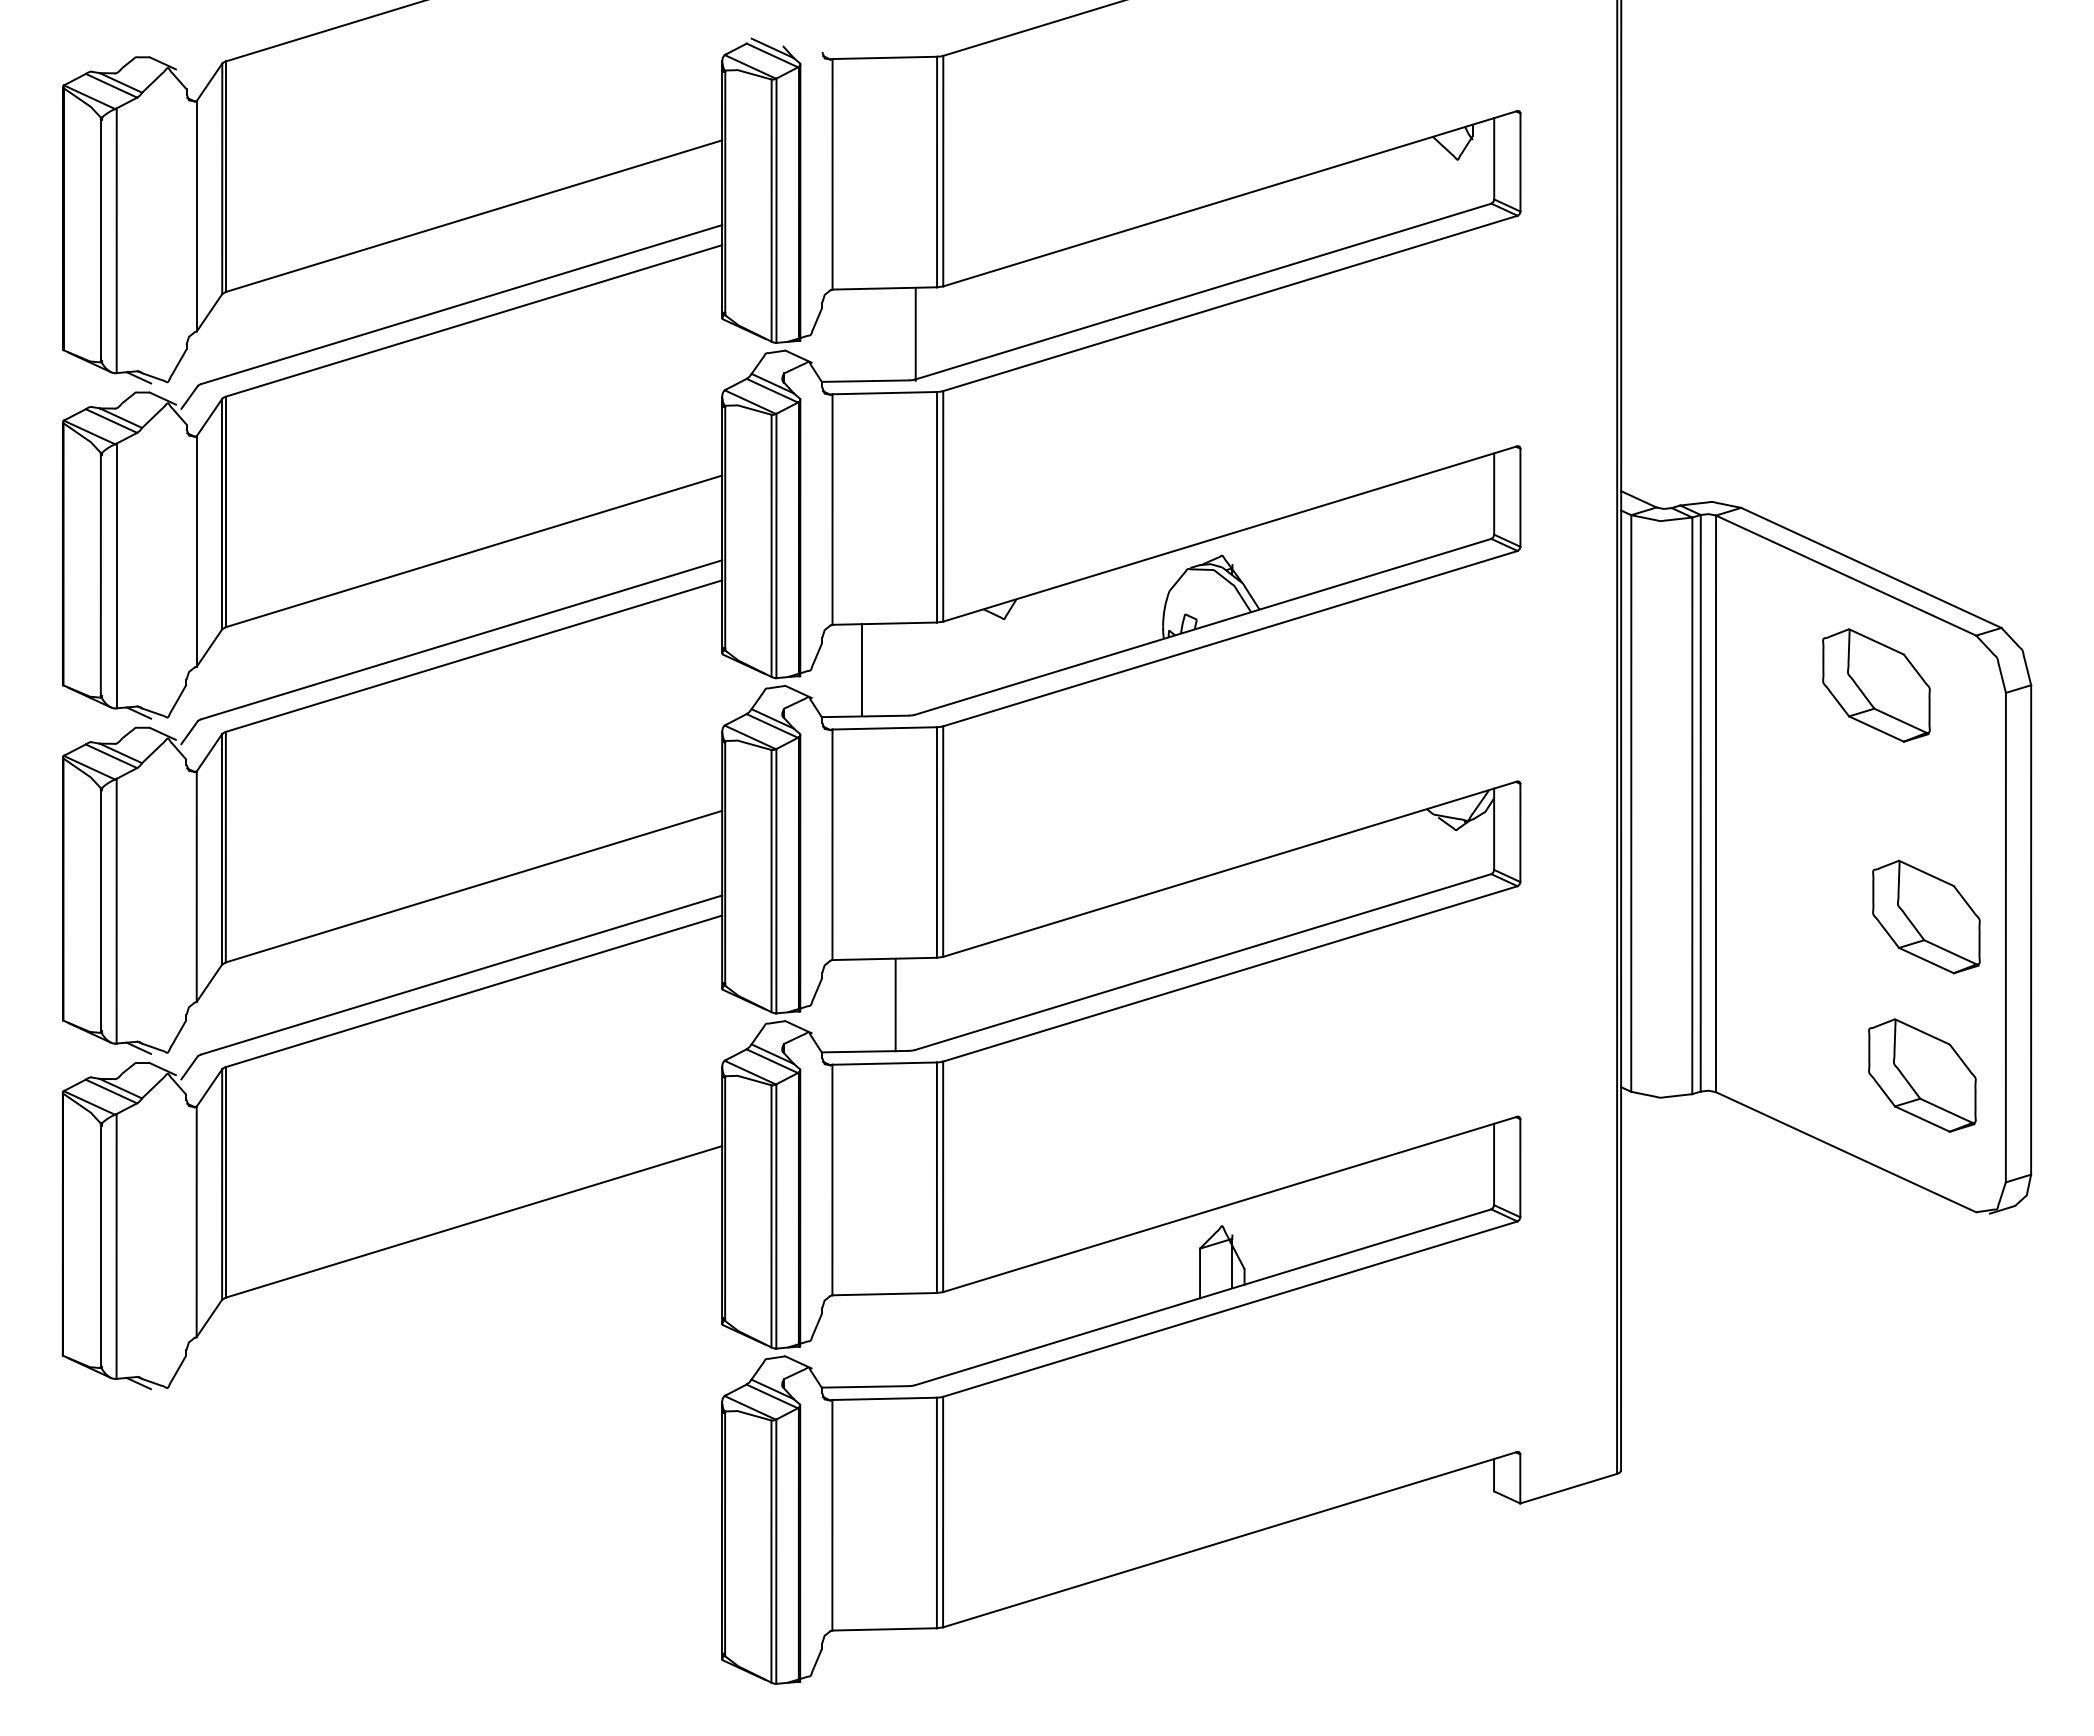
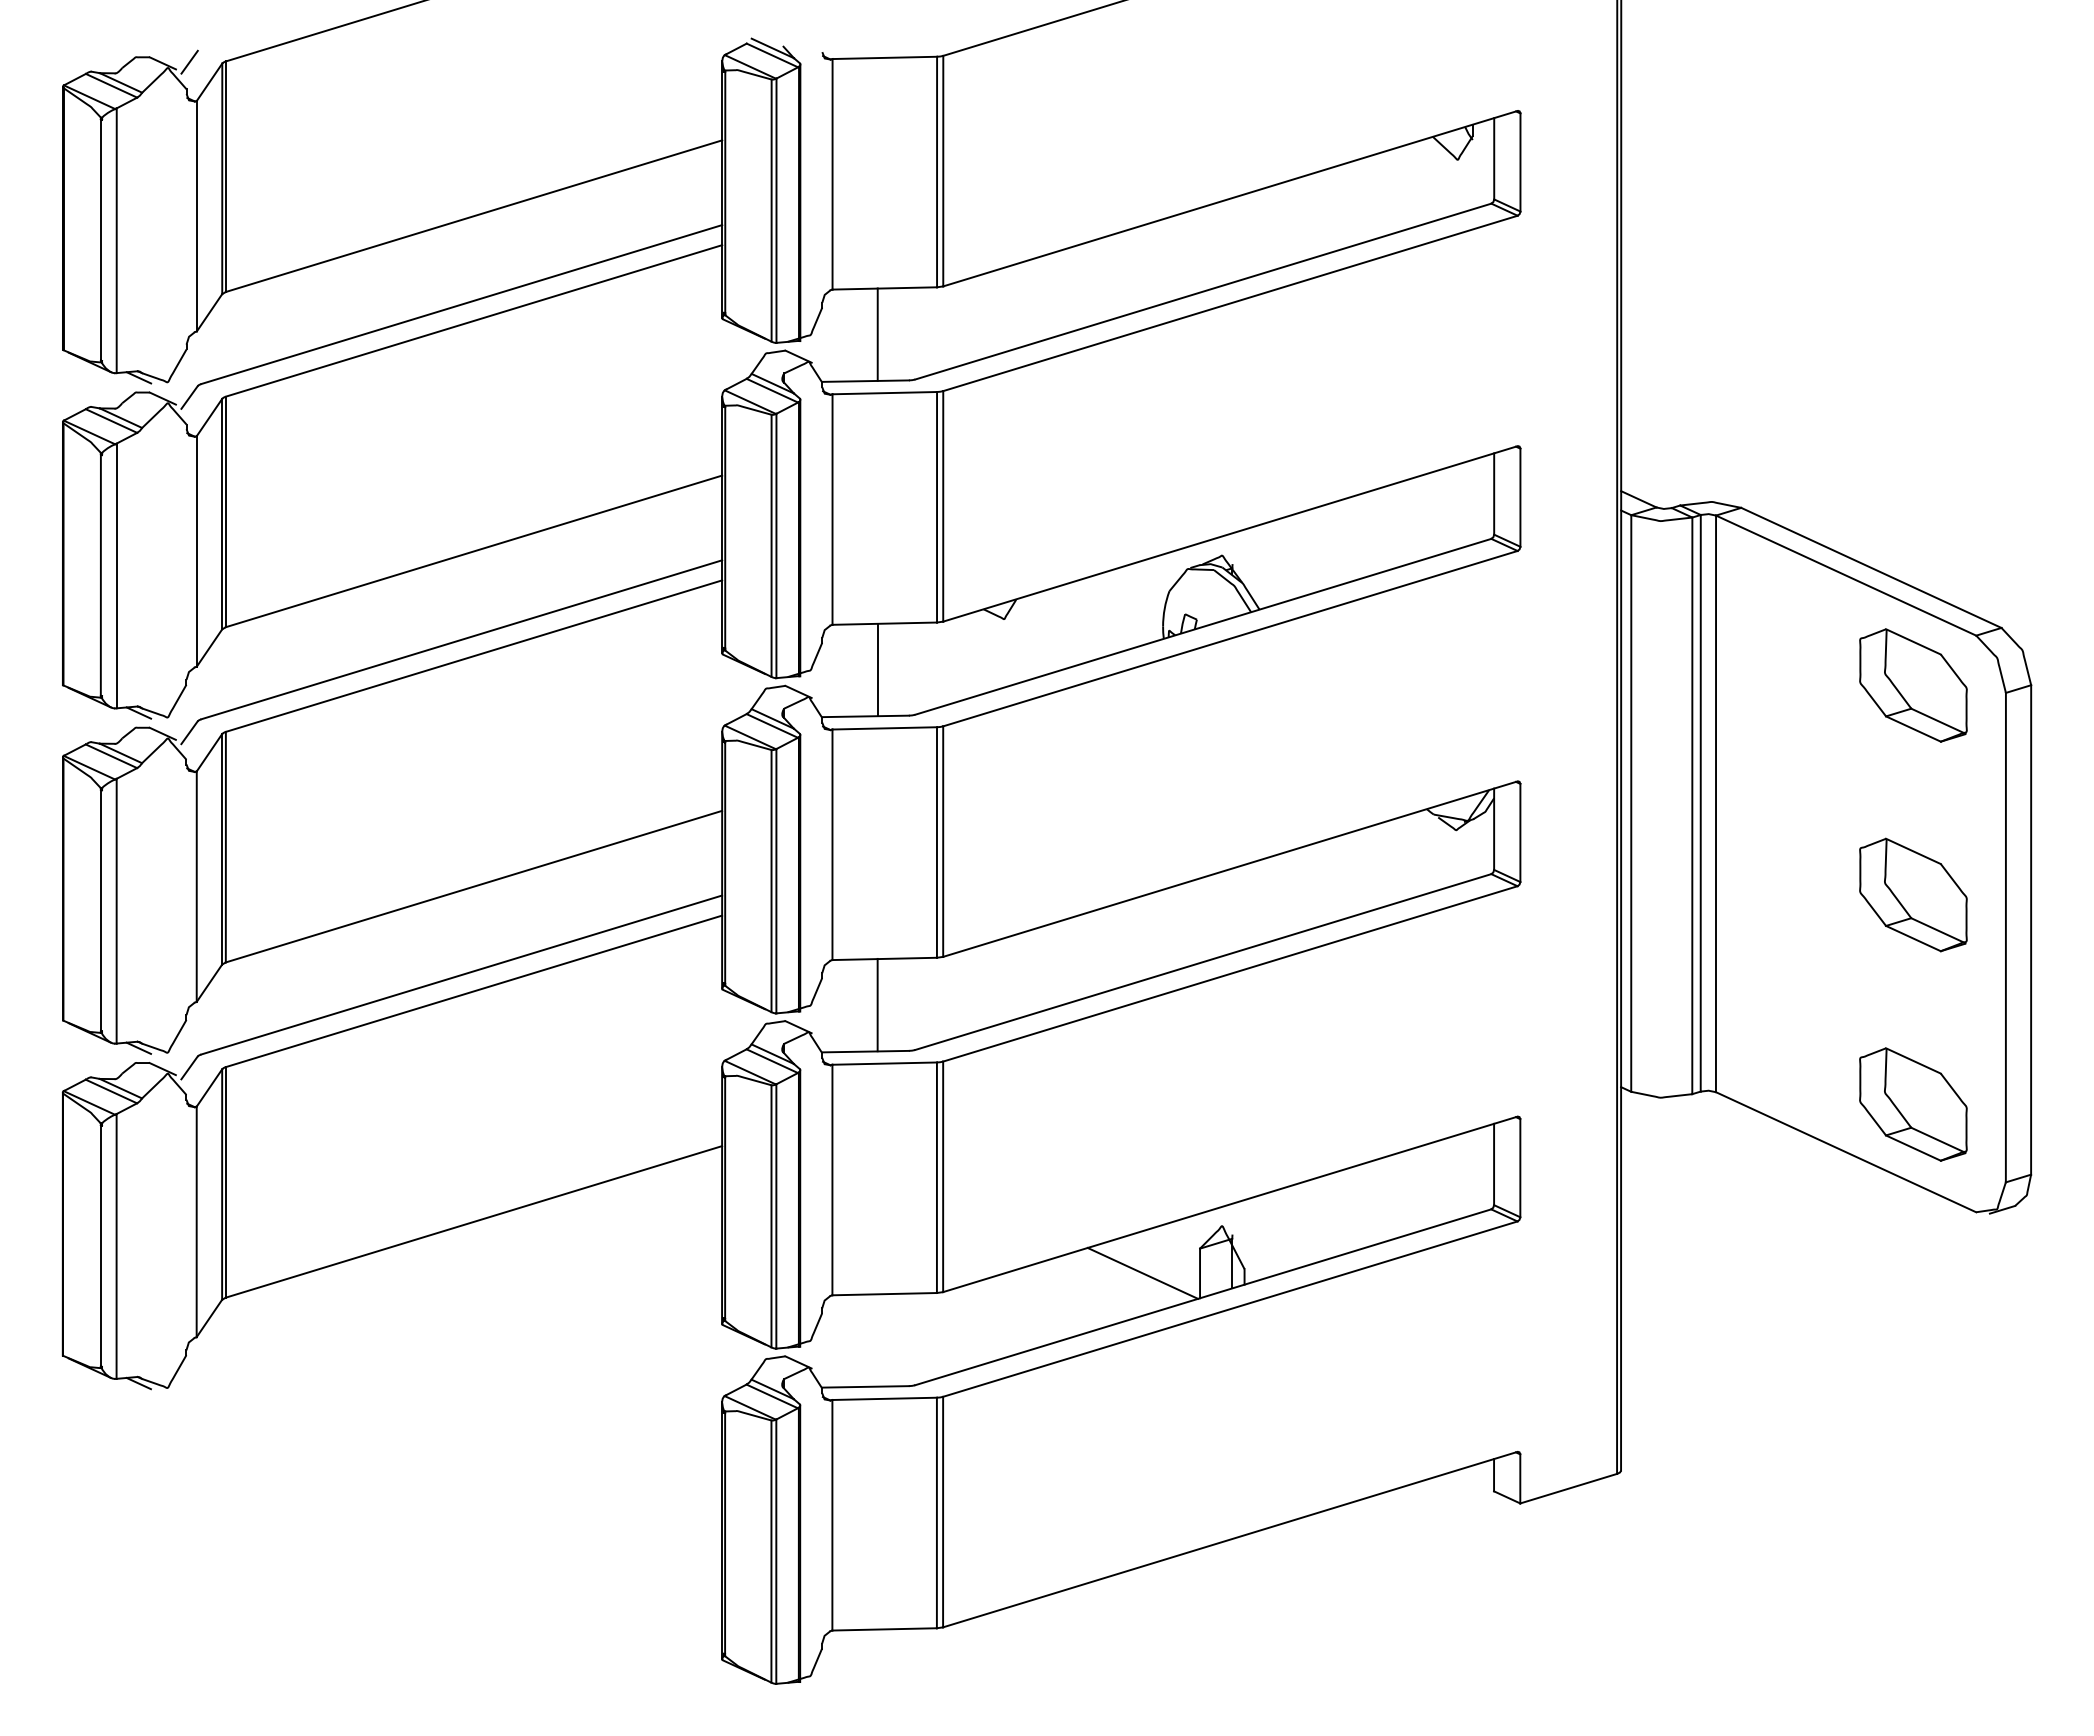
line: none -> present (189, 61)
line position: (915, 334) -> (877, 334) (877, 334)
line position: (861, 669) -> (877, 669) (877, 669)
part position: (1876, 685) -> (1913, 685) (1913, 685)
part position: (1926, 916) -> (1913, 894) (1913, 894)
line position: (895, 1004) -> (877, 1004) (877, 1004)
part position: (1922, 1075) -> (1913, 1104) (1913, 1104)
line: none -> present (1142, 1272)
